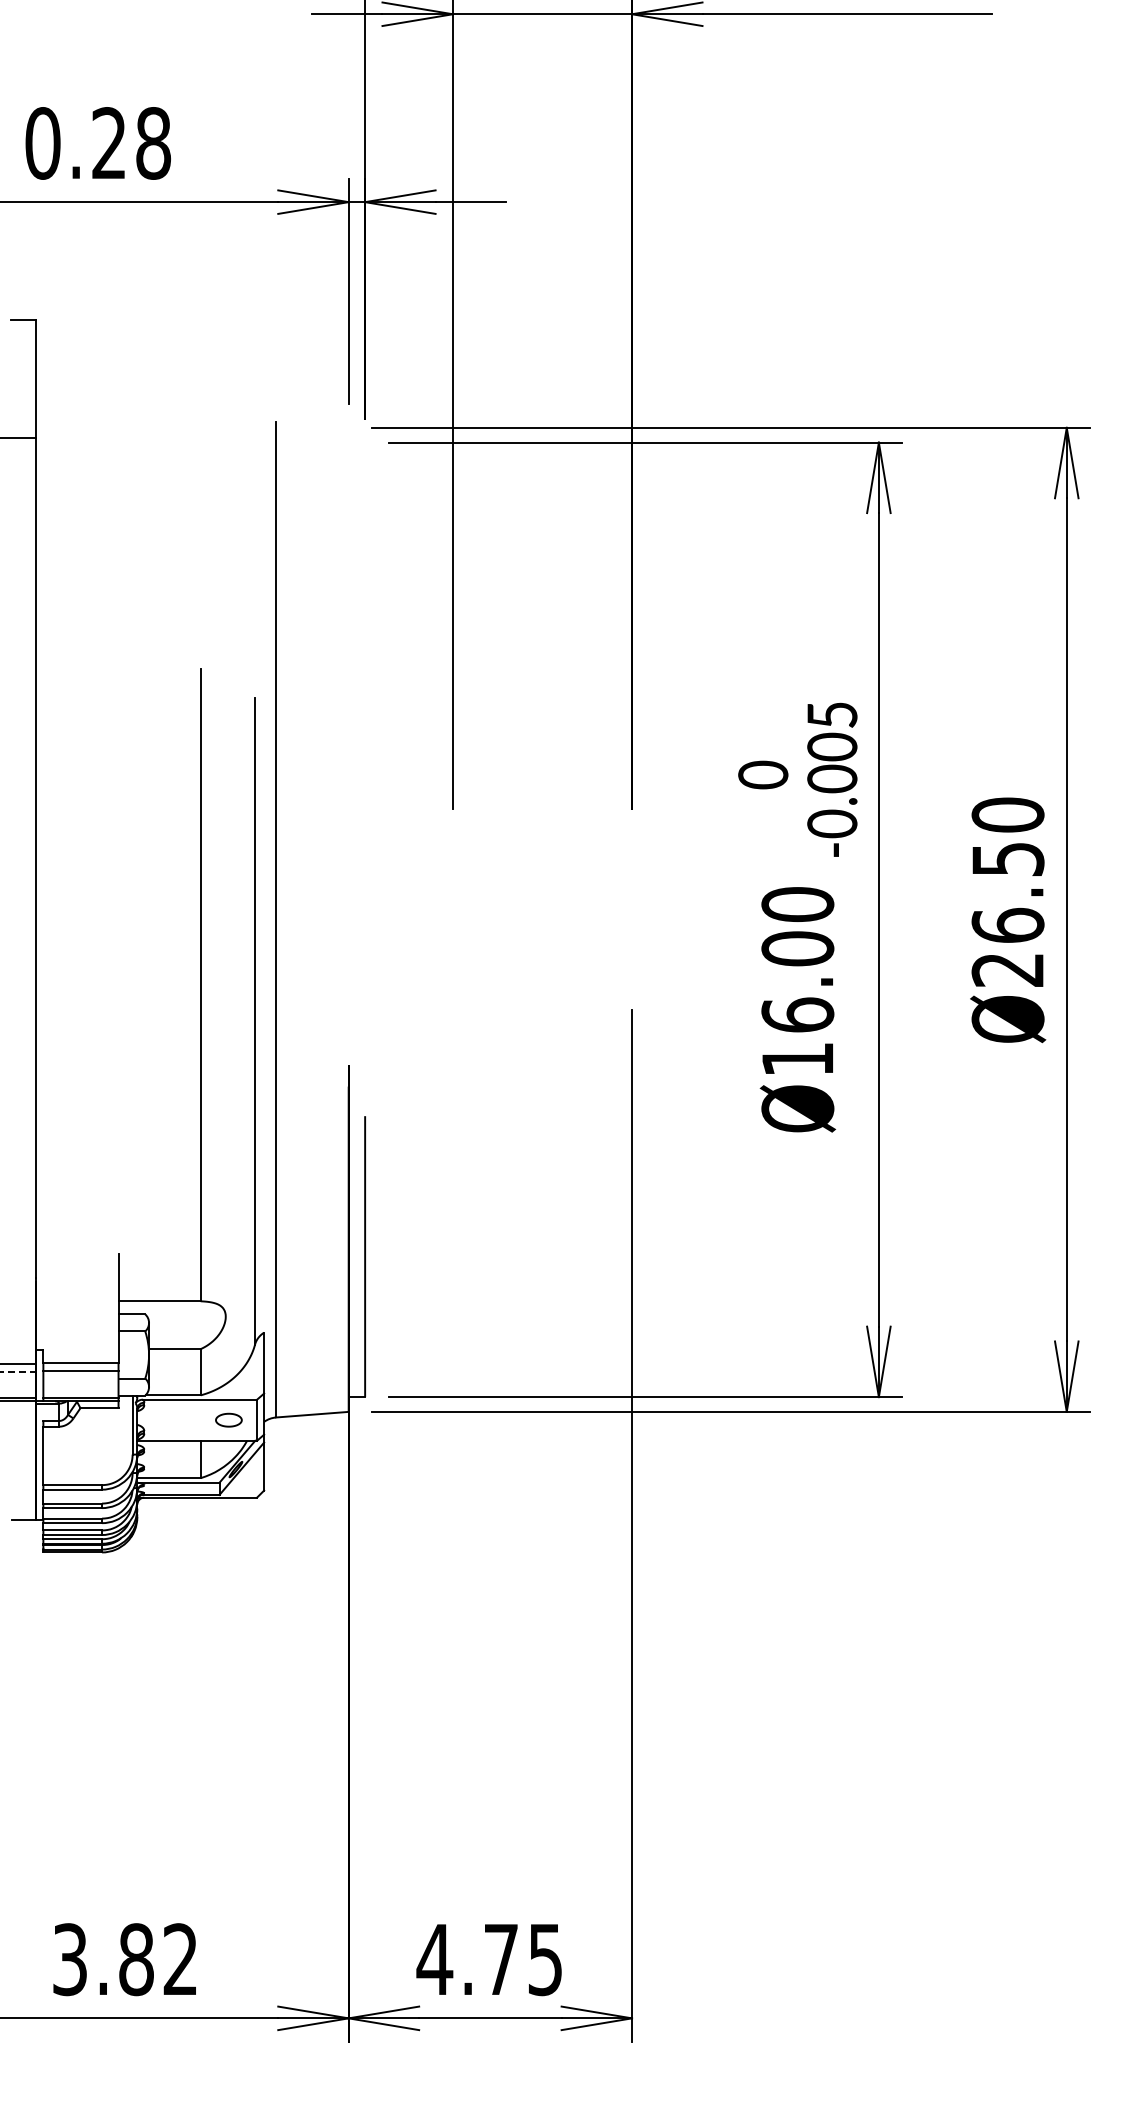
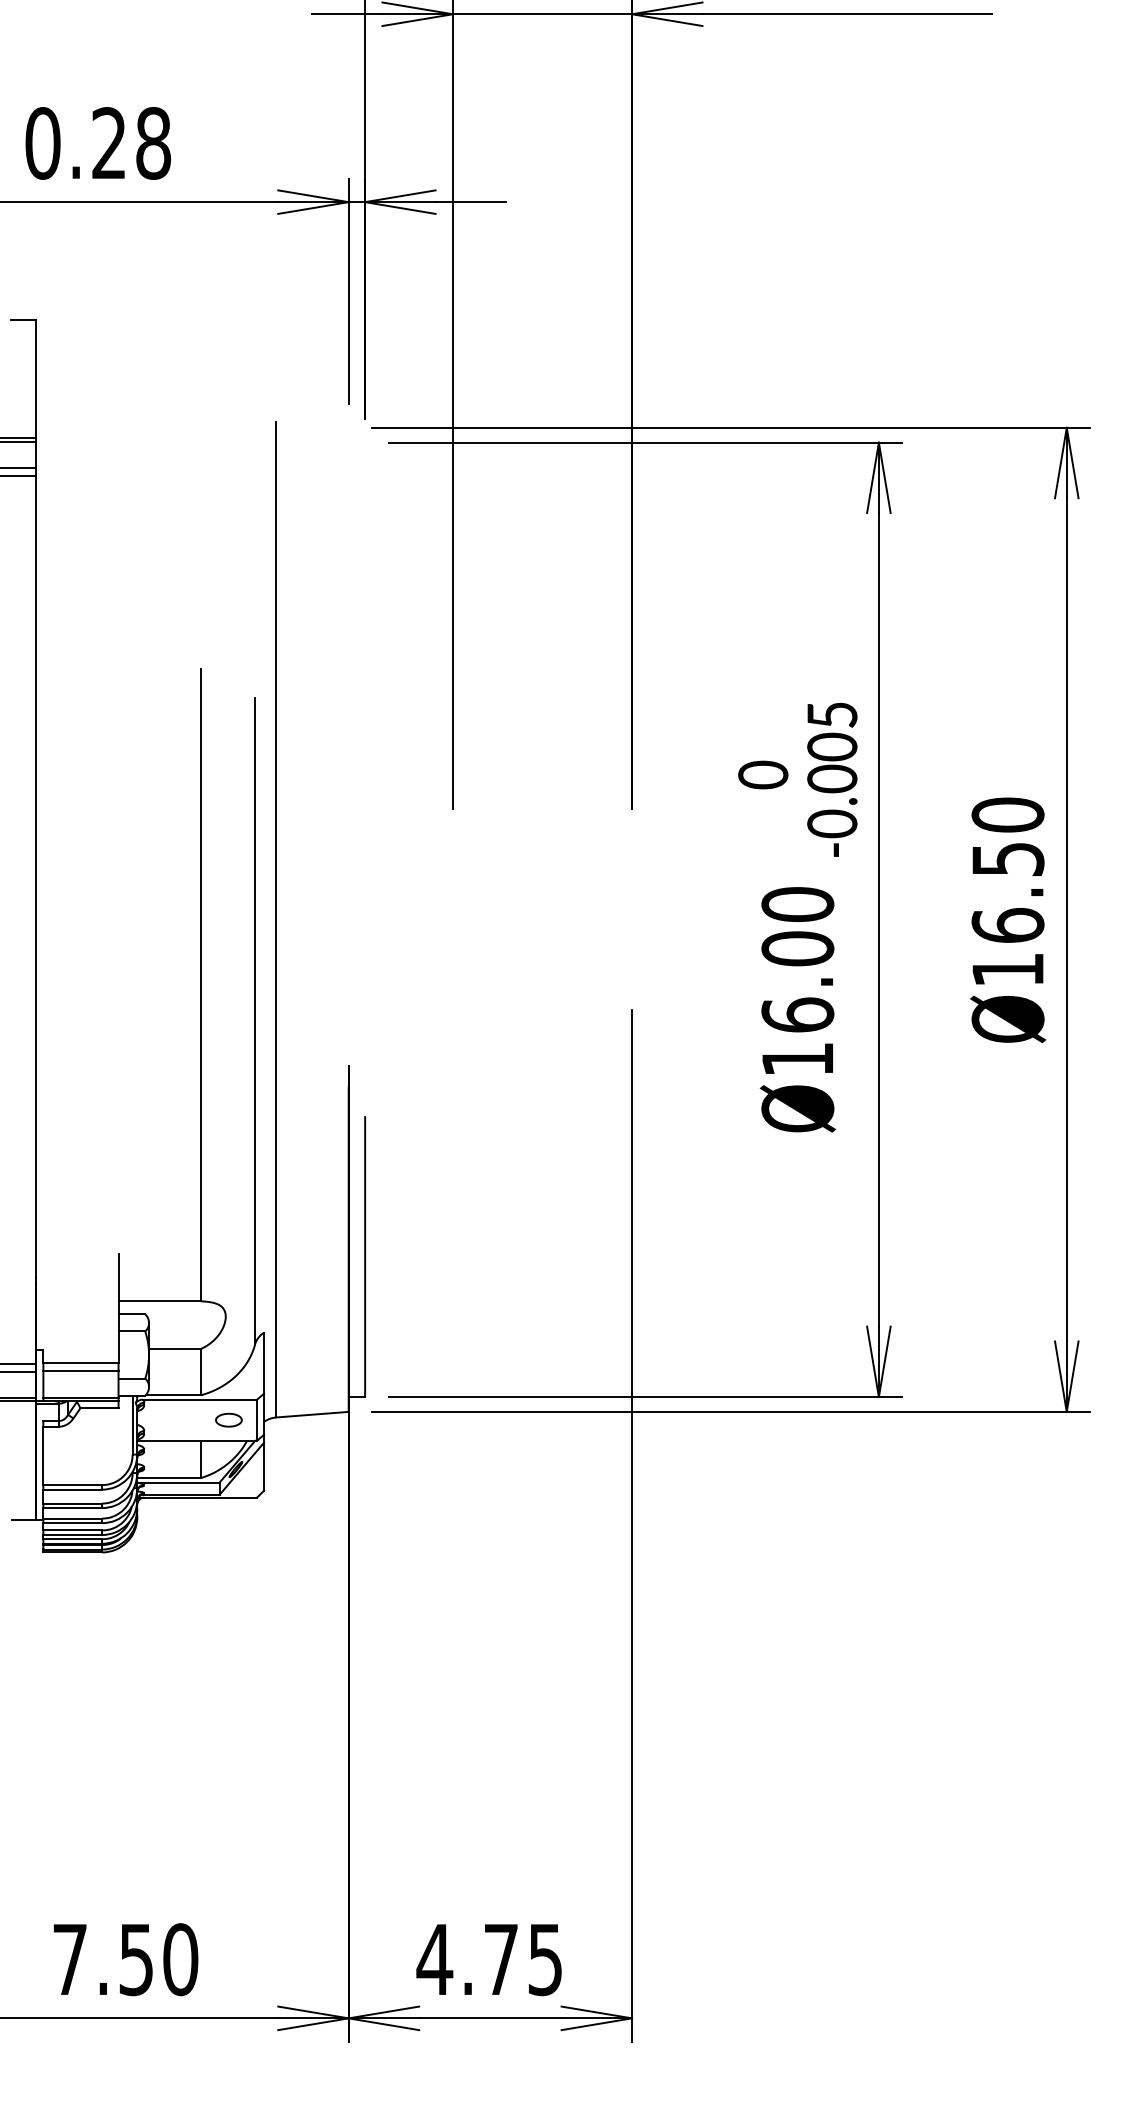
line: none -> present (19, 441)
line: none -> present (19, 467)
line: none -> present (19, 476)
text: Ø26.50 -> Ø16.50 (1007, 970)
line: dashed -> solid (18, 1371)
text: 3.82 -> 7.50 (125, 1959)
